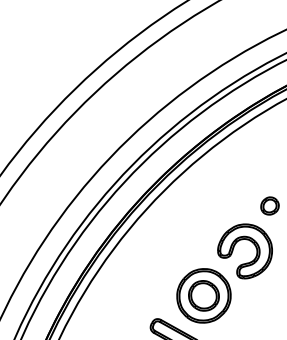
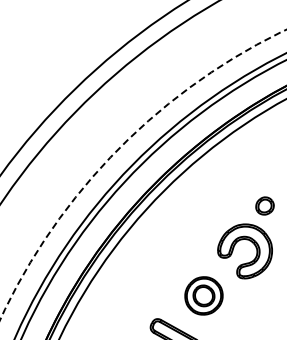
arc: solid -> dashed (118, 149)
part position: (269, 205) -> (264, 205) (264, 205)
part size: 56x56 px -> 40x40 px (203, 295)
